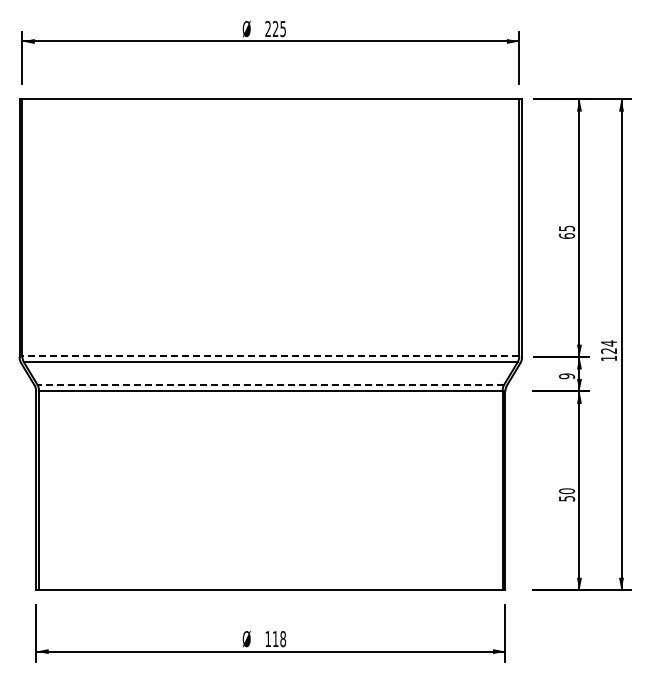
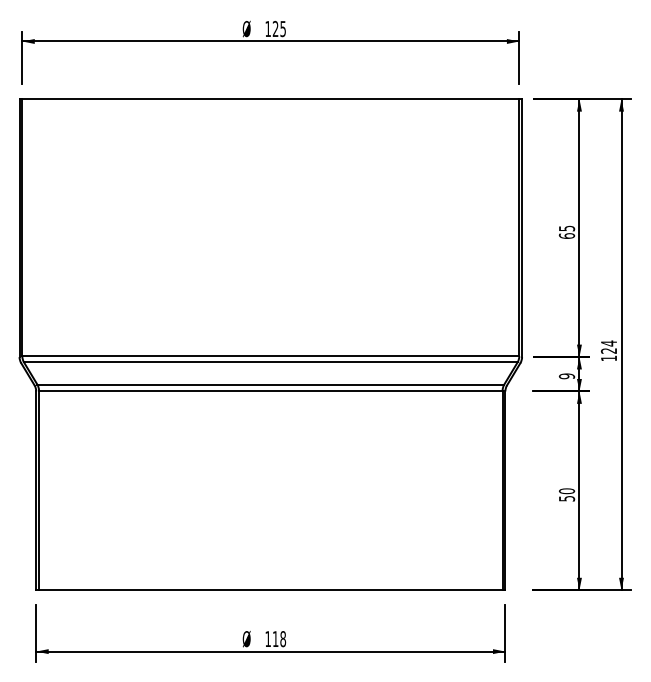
text: 225 -> 125 (267, 28)
line: dashed -> solid (270, 356)
line: dashed -> solid (270, 384)
